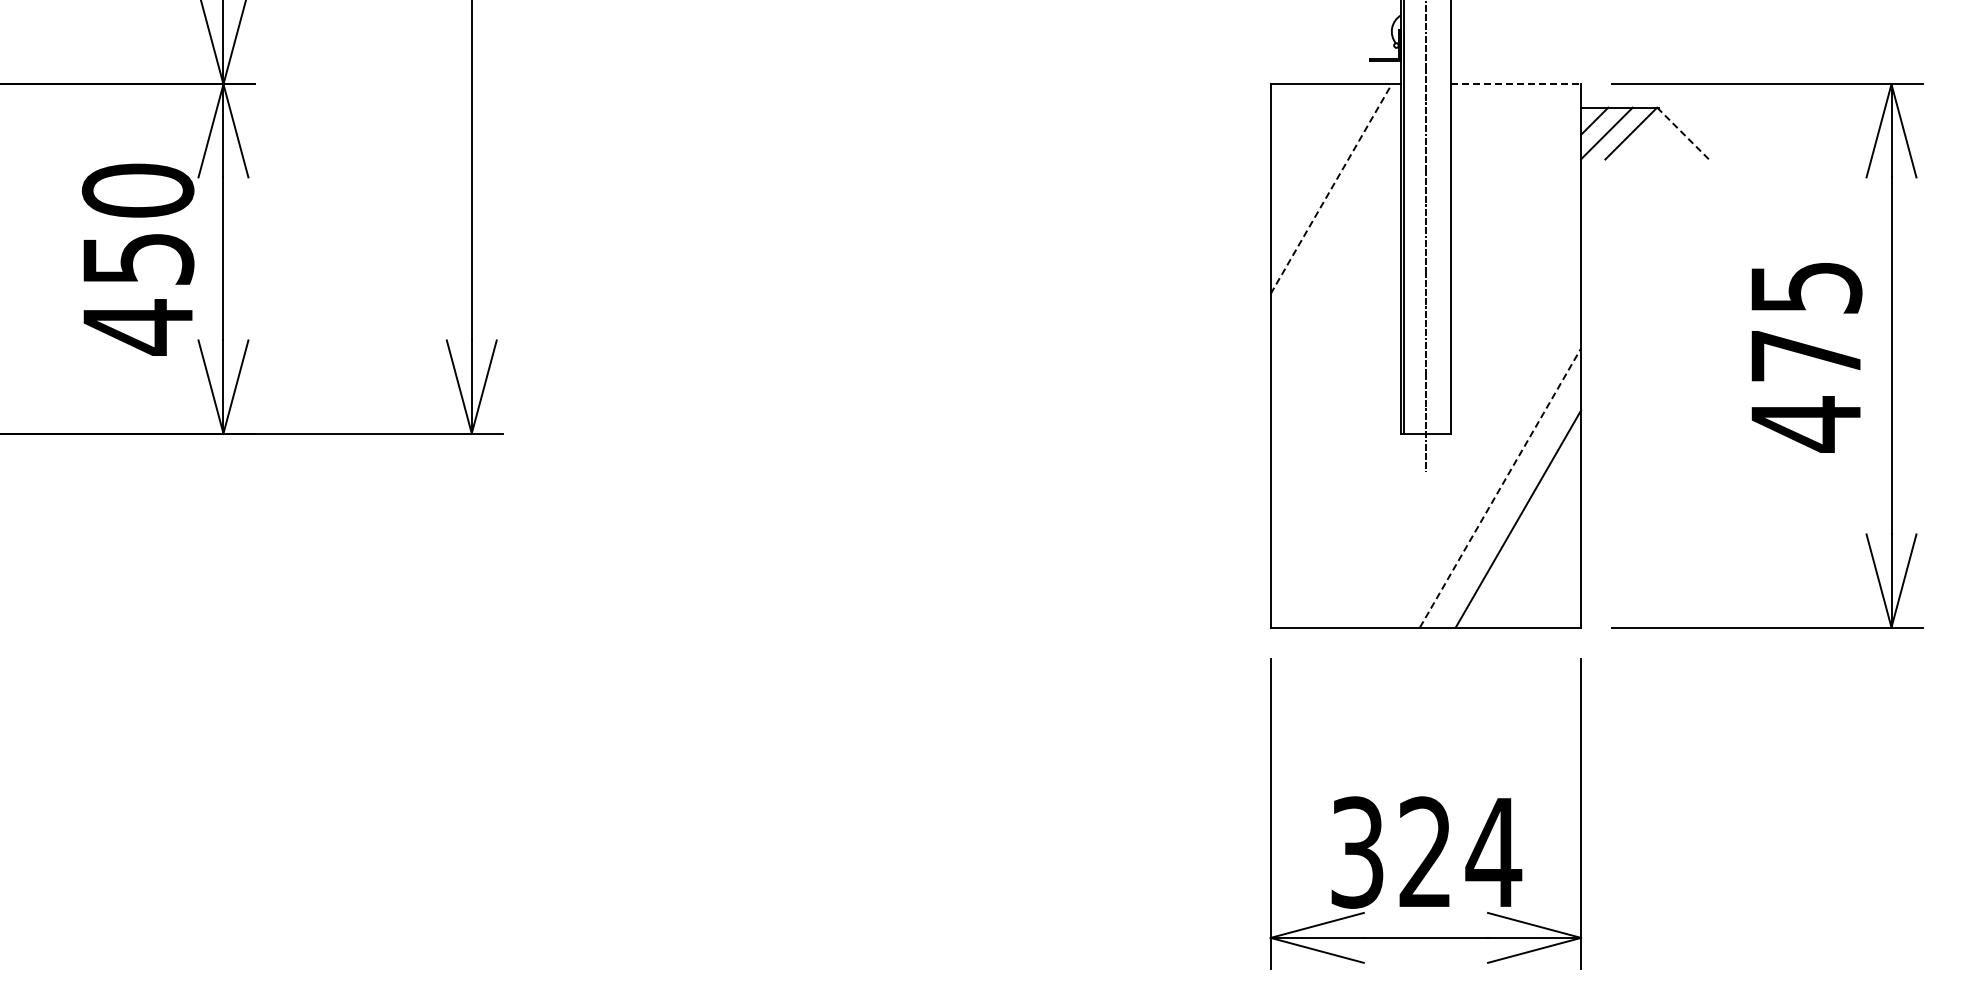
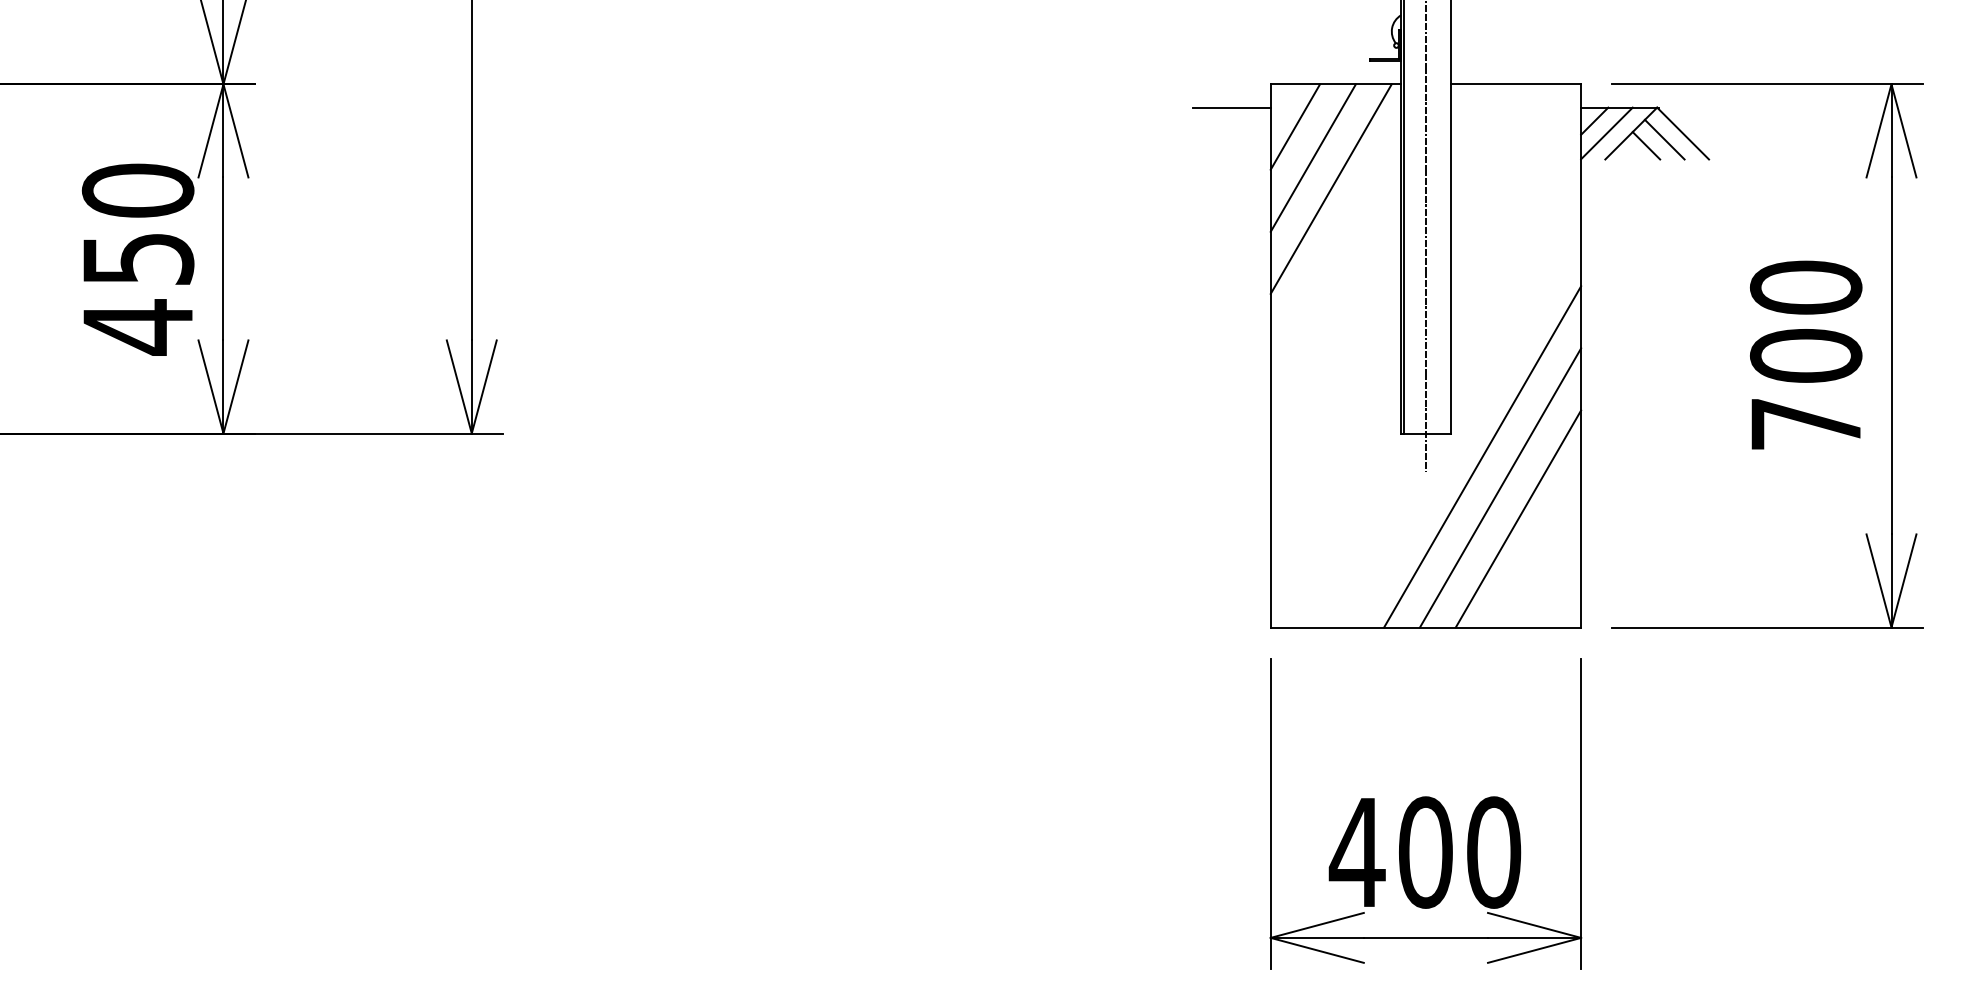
line: dashed -> solid (1516, 84)
line: none -> present (1231, 107)
line: none -> present (1295, 126)
line: dashed -> solid (1683, 133)
line: none -> present (1664, 139)
line: none -> present (1646, 145)
line: none -> present (1312, 157)
line: dashed -> solid (1331, 189)
text: 475 -> 700 (1805, 356)
line: none -> present (1482, 456)
line: dashed -> solid (1500, 487)
text: 324 -> 400 (1425, 852)
